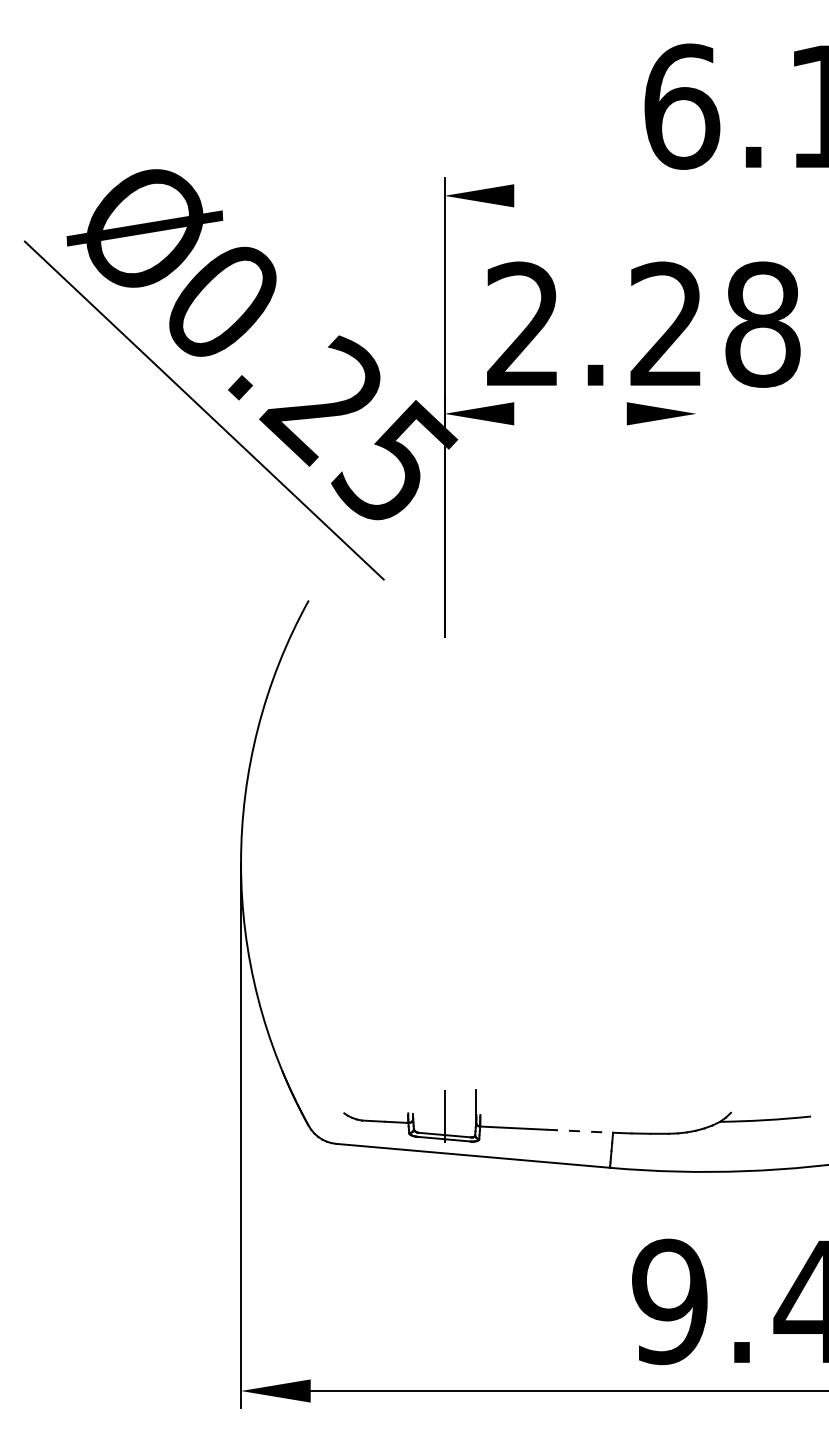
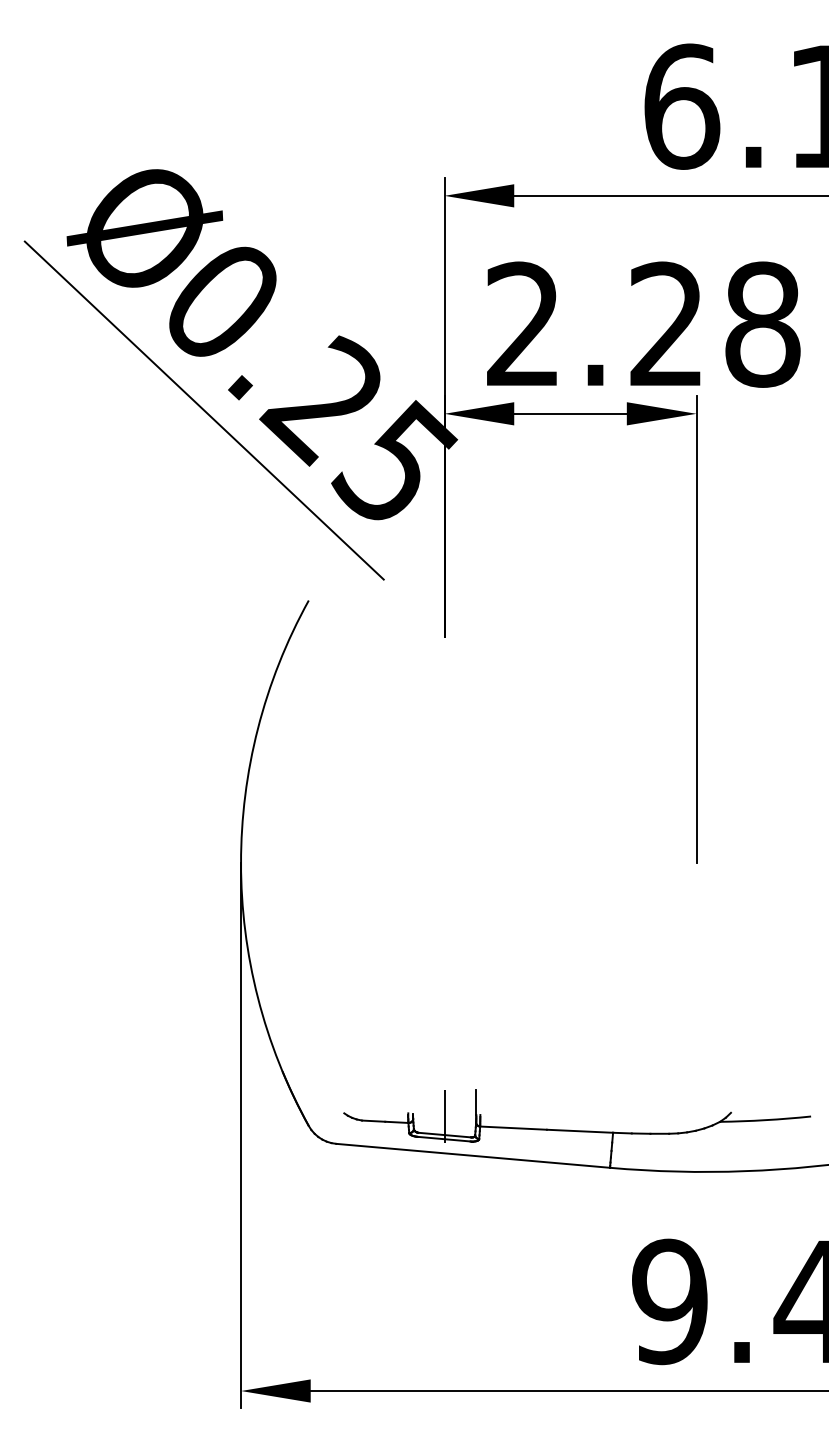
line: none -> present (669, 195)
line: none -> present (570, 413)
line: none -> present (696, 629)
line: dashed -> solid (580, 1131)
